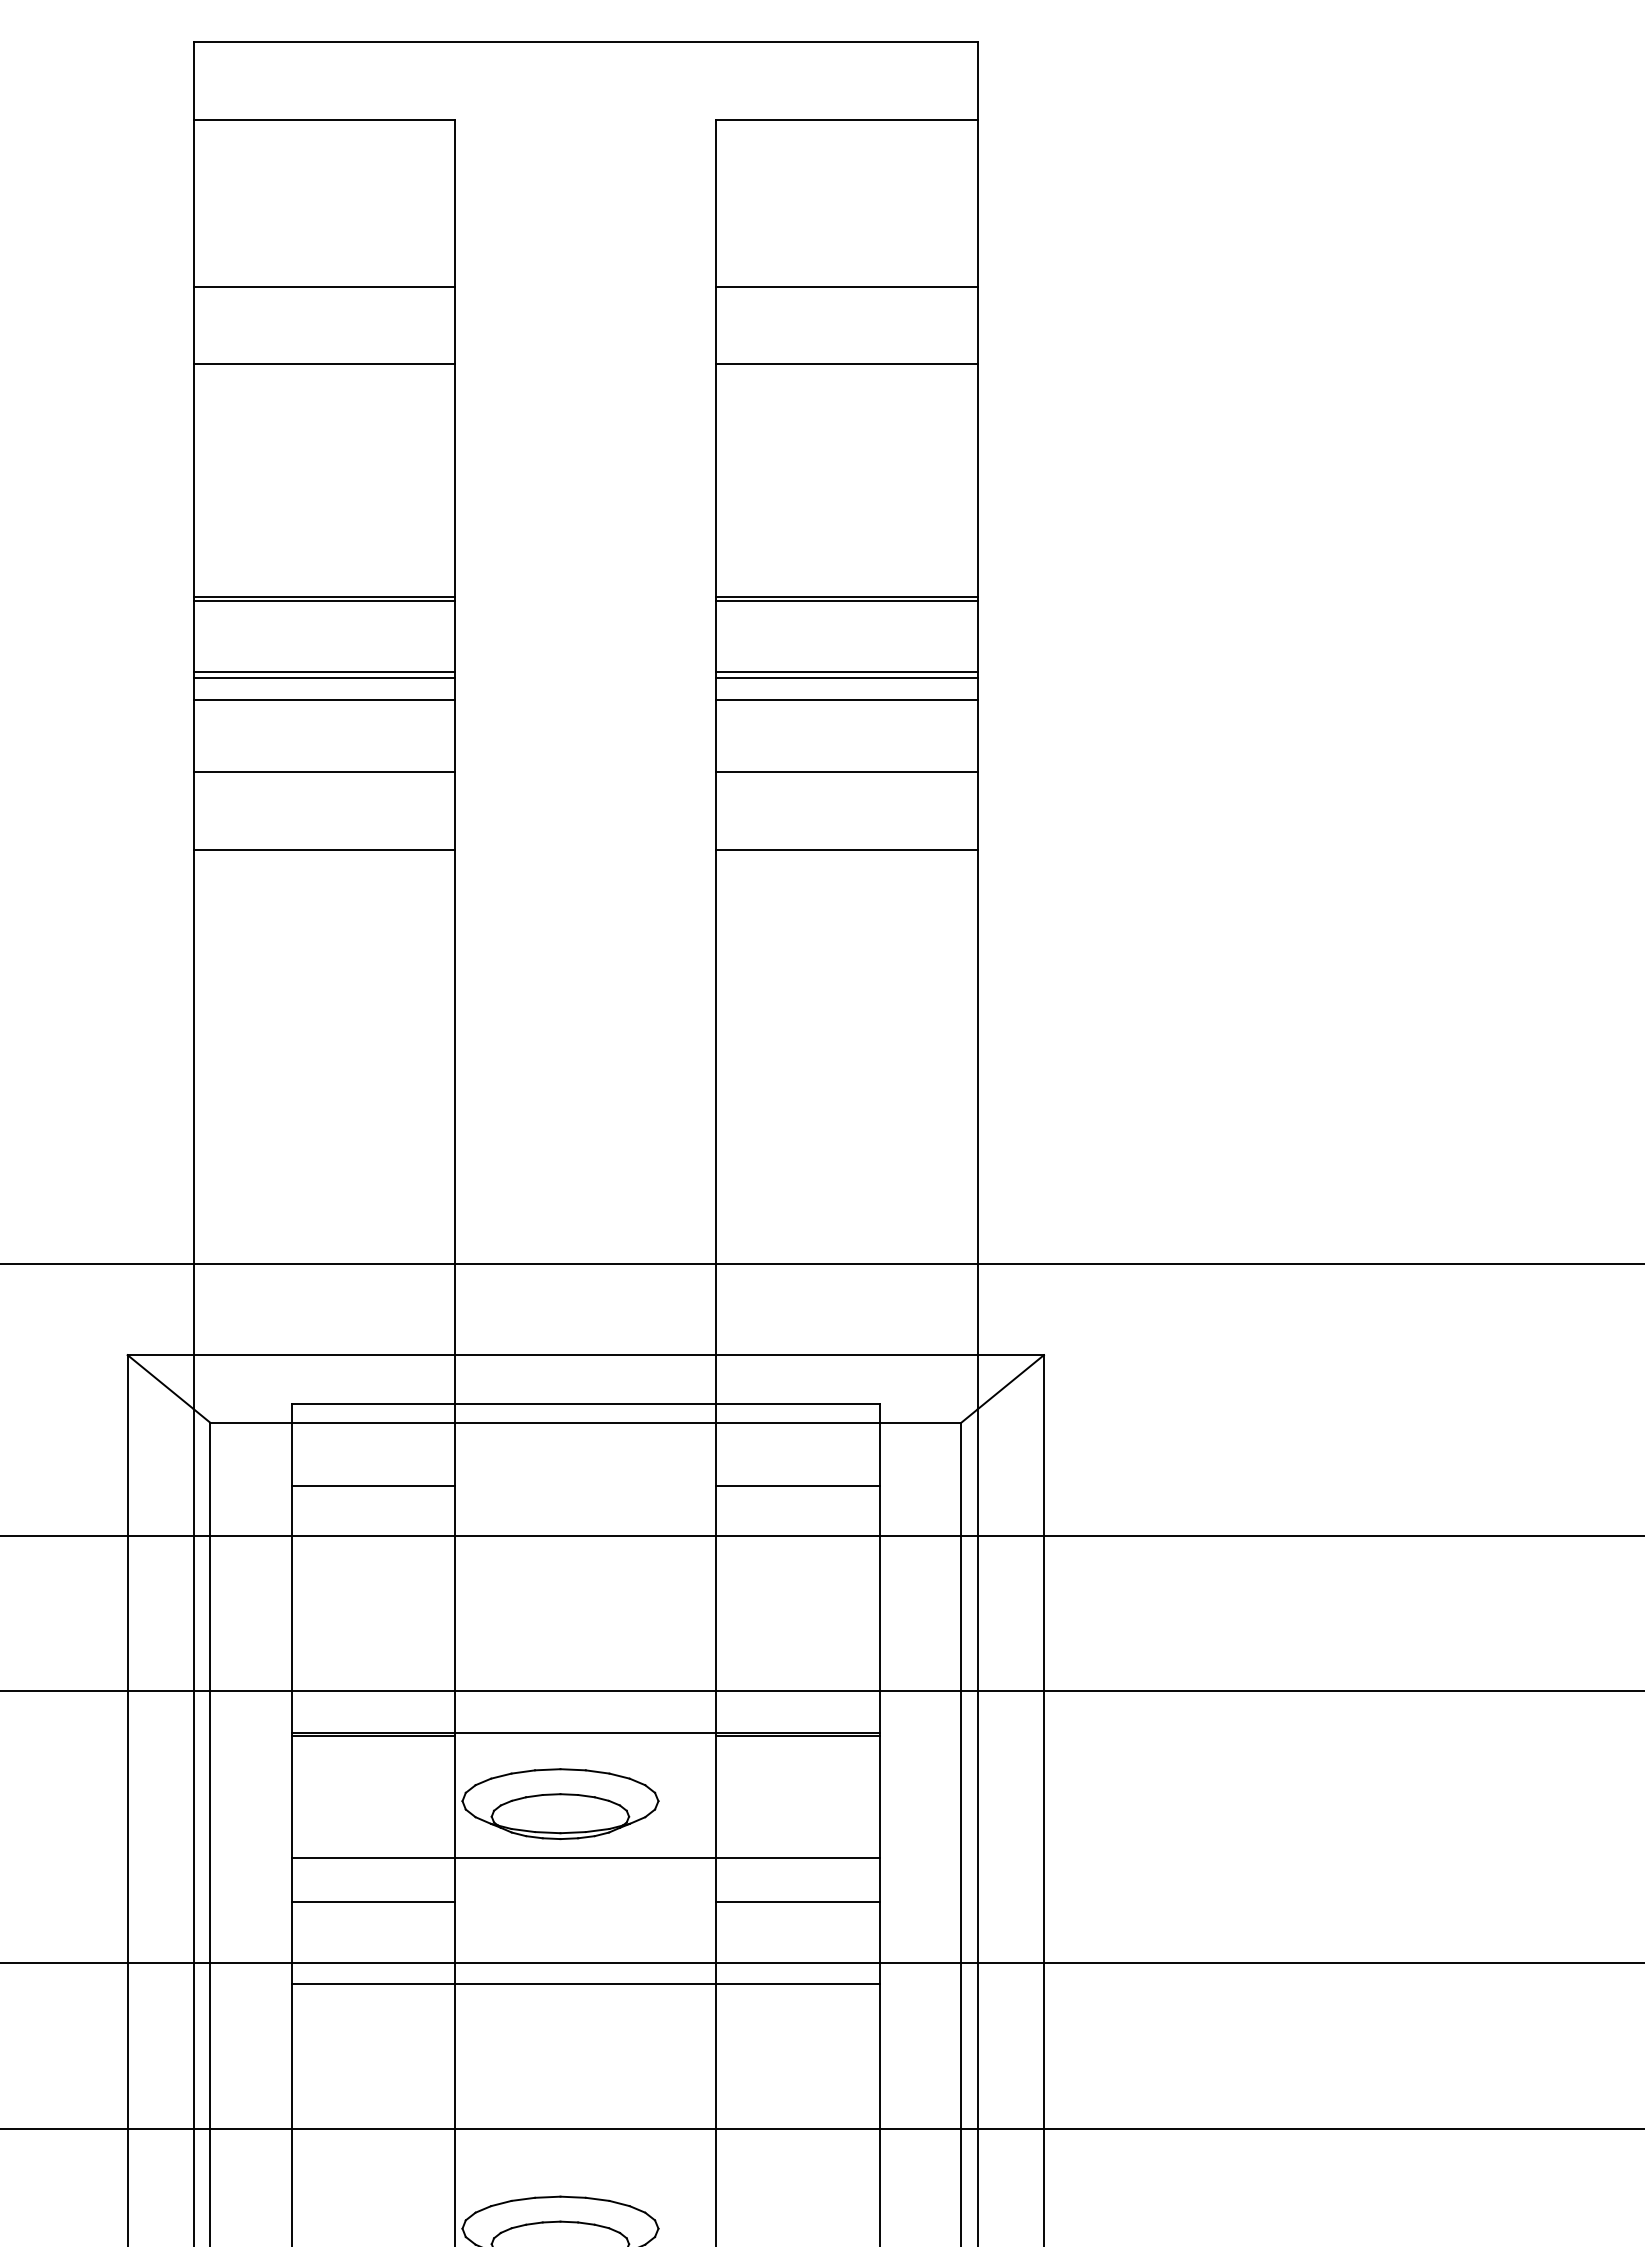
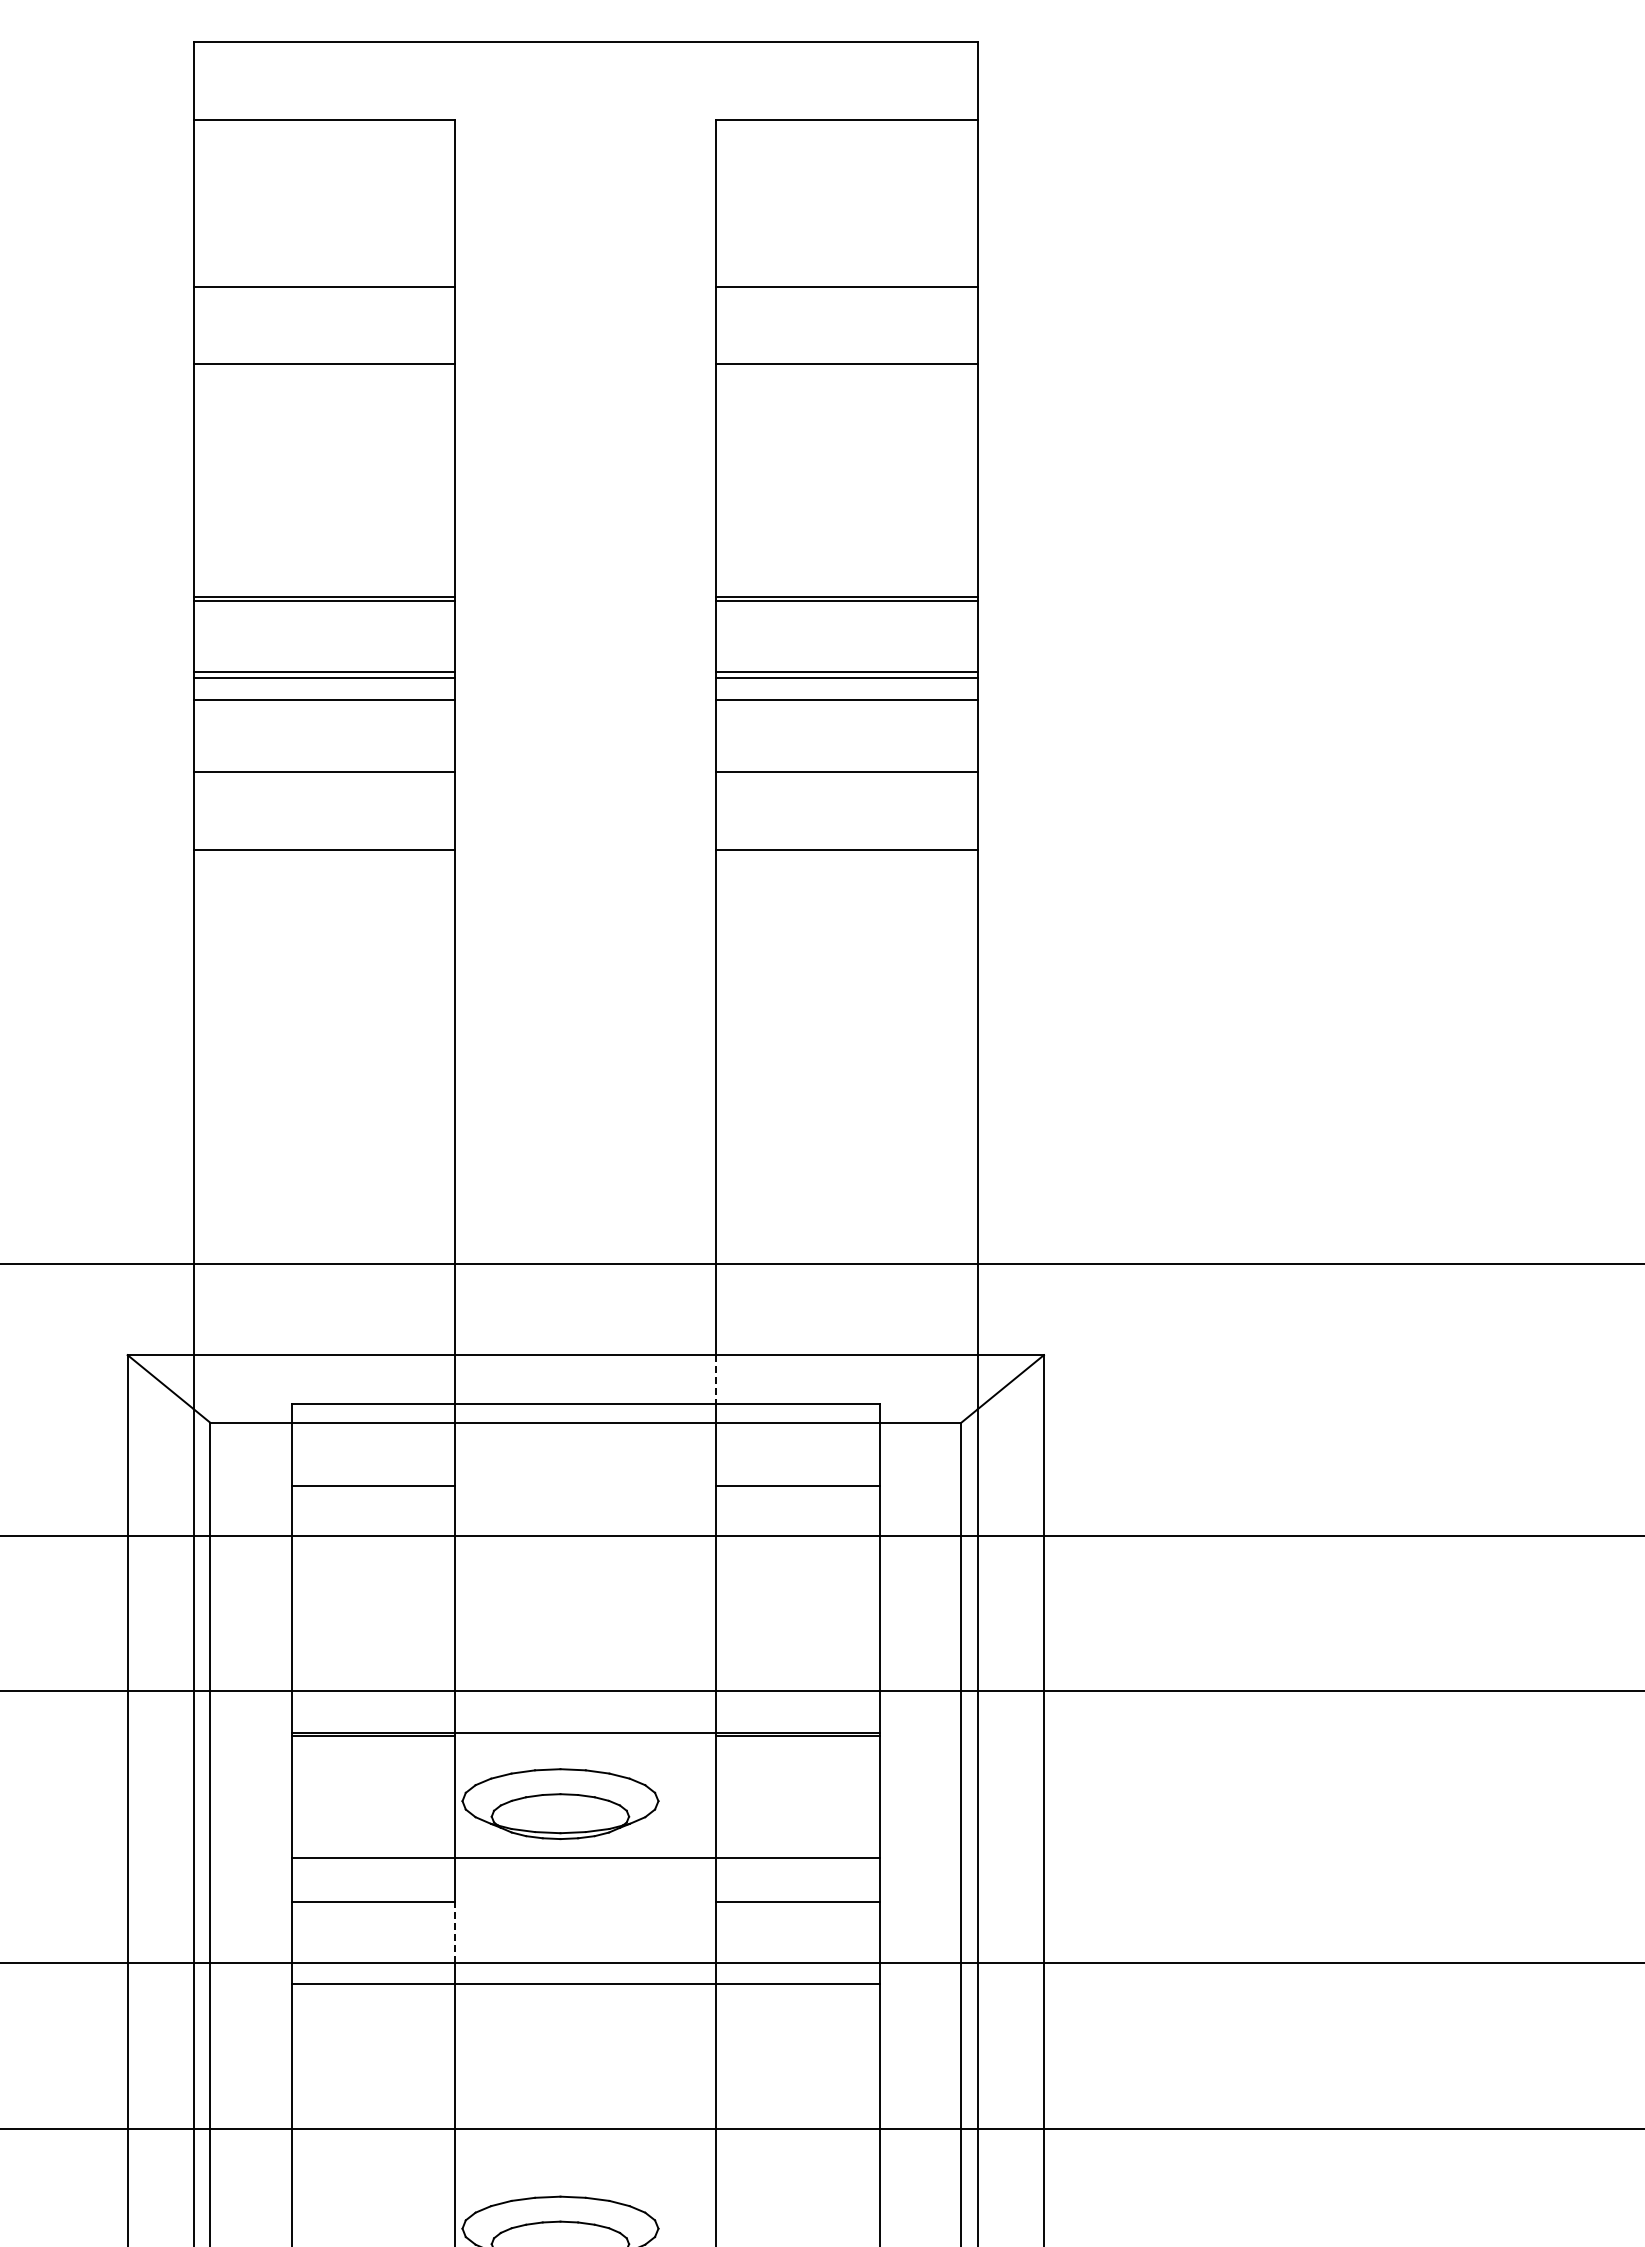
line: solid -> dashed (716, 1380)
line: solid -> dashed (455, 1932)
